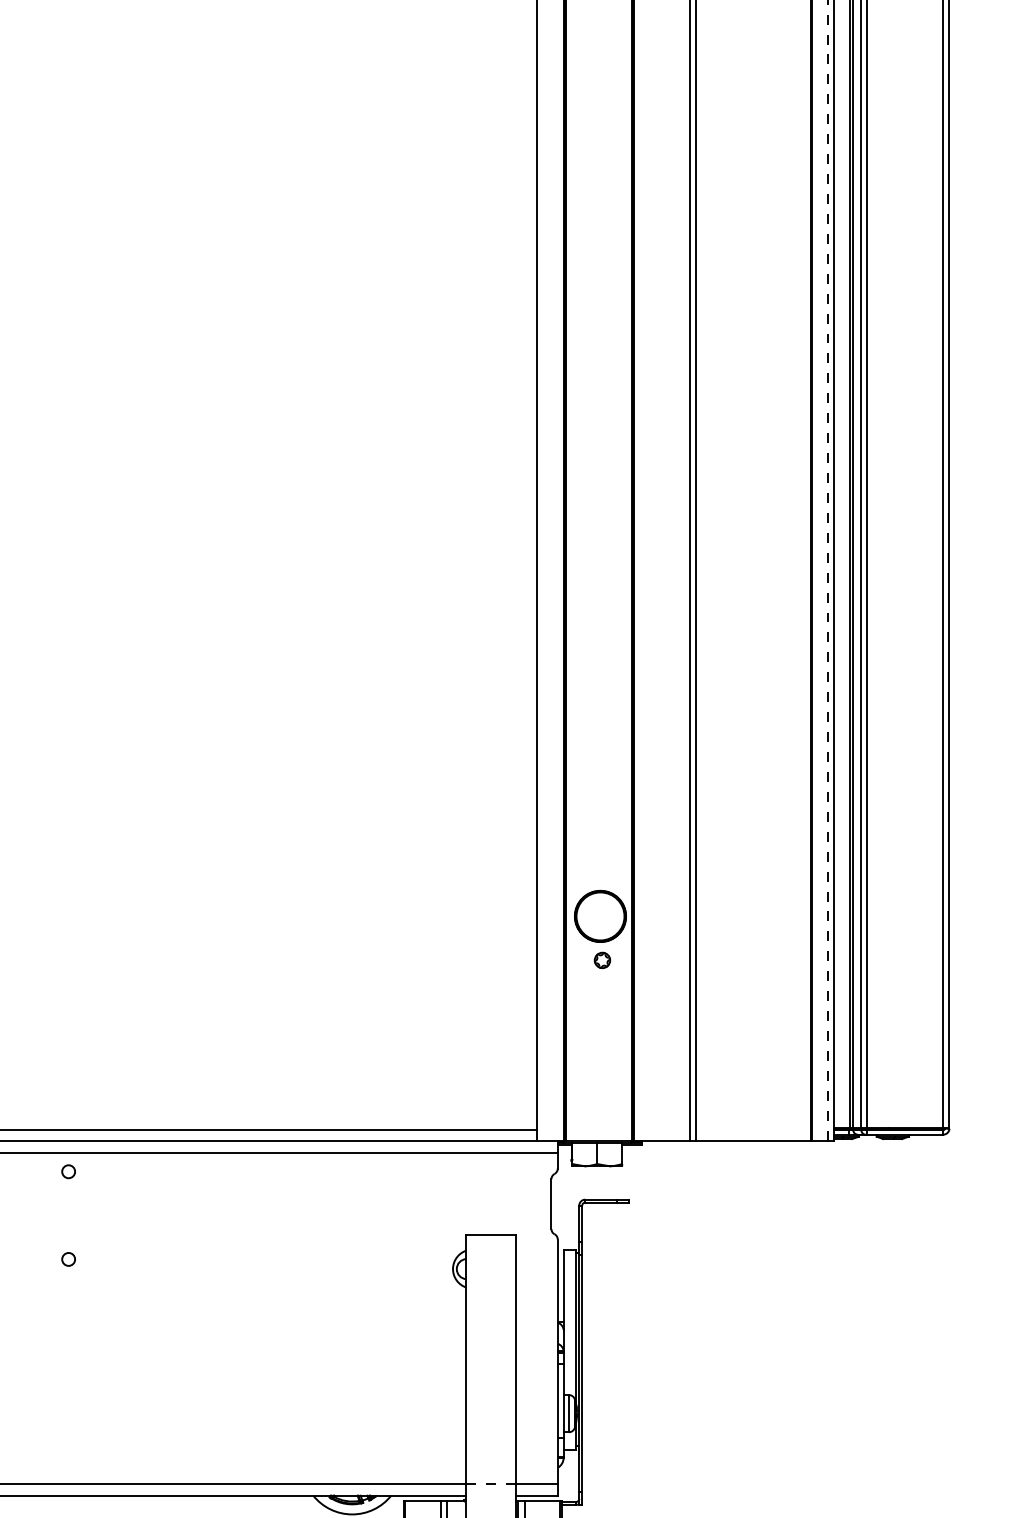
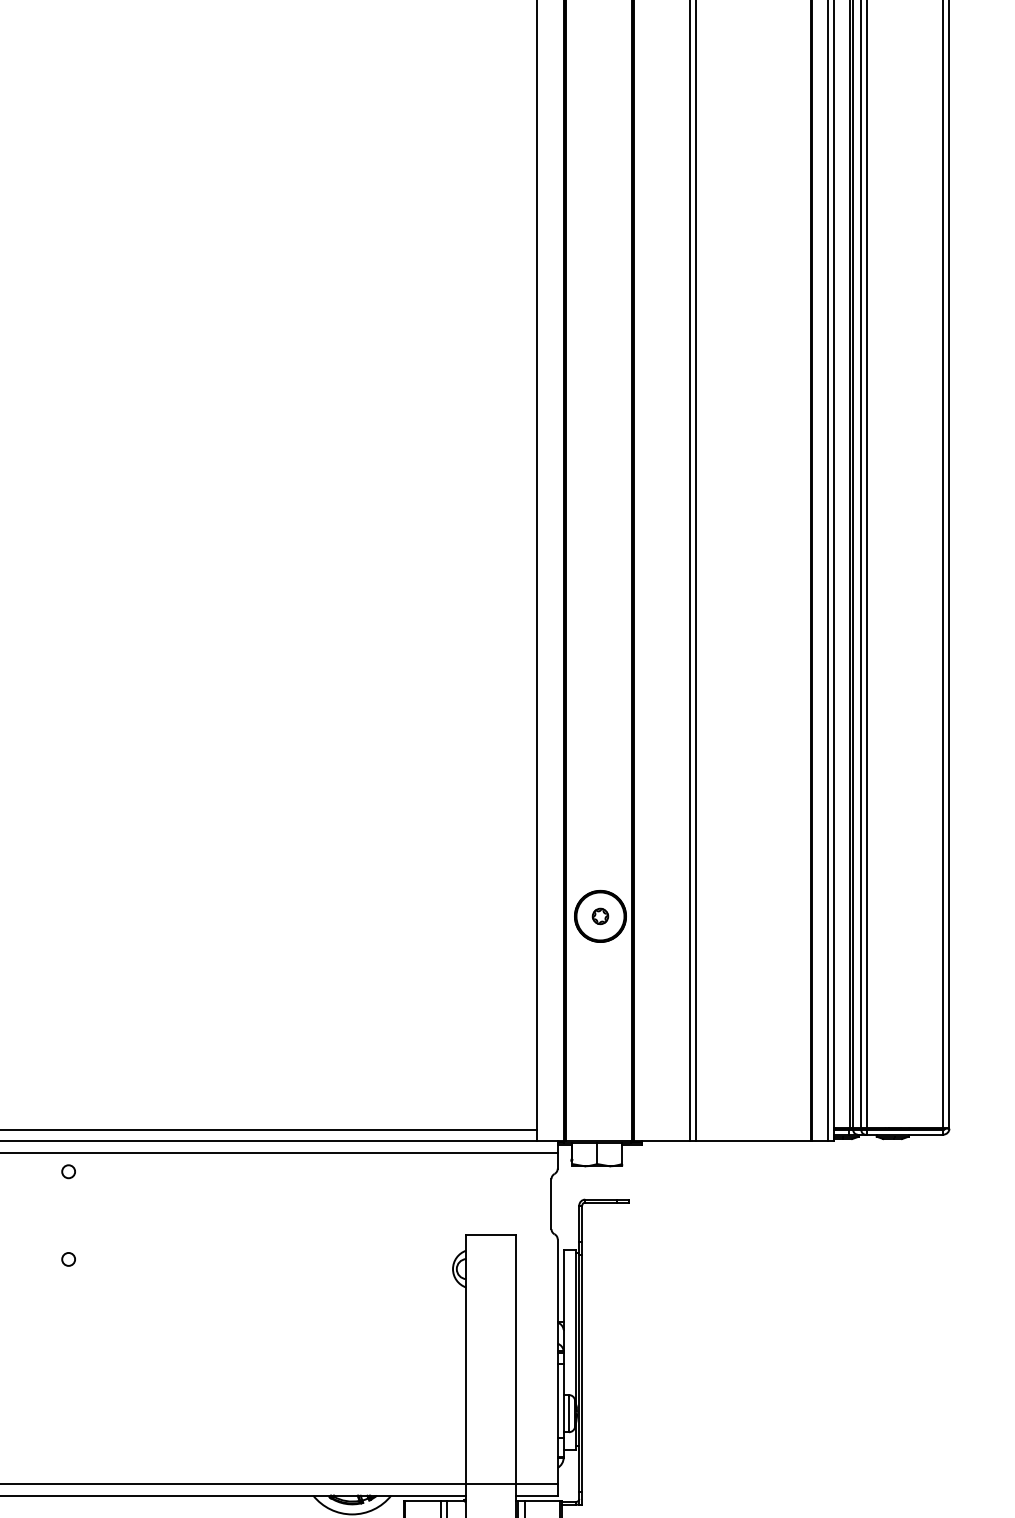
line: dashed -> solid (827, 569)
part position: (602, 960) -> (600, 916) (600, 916)
line: dashed -> solid (491, 1483)
